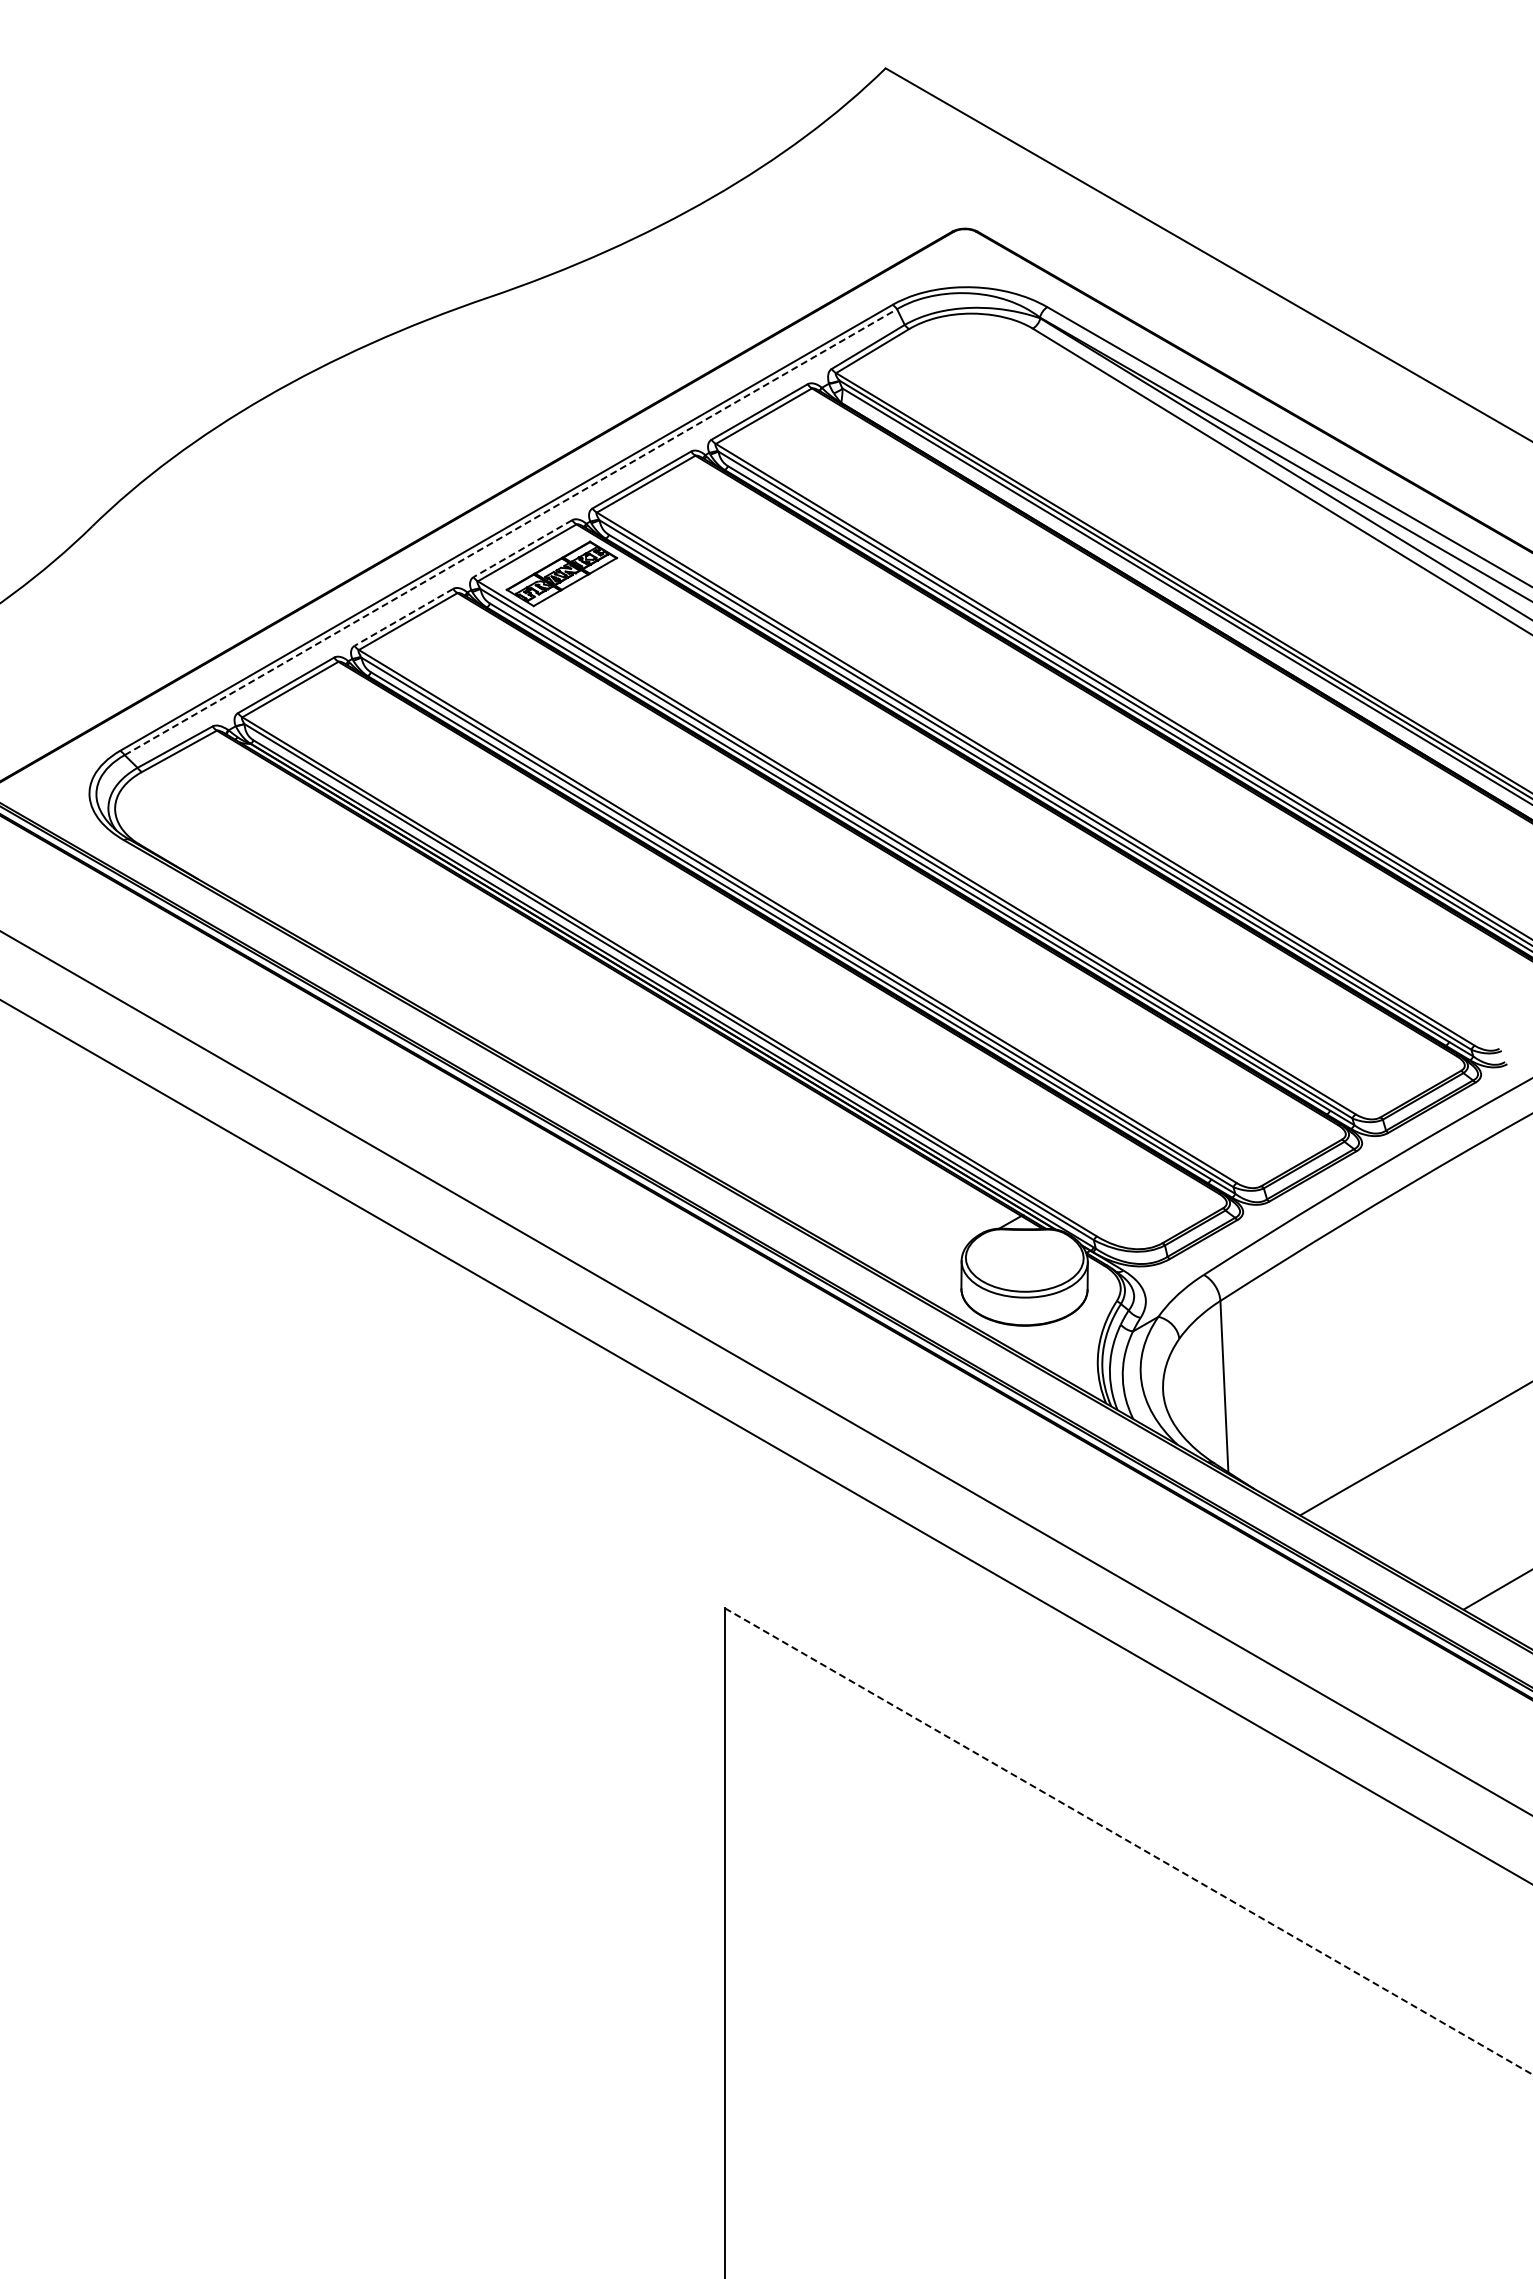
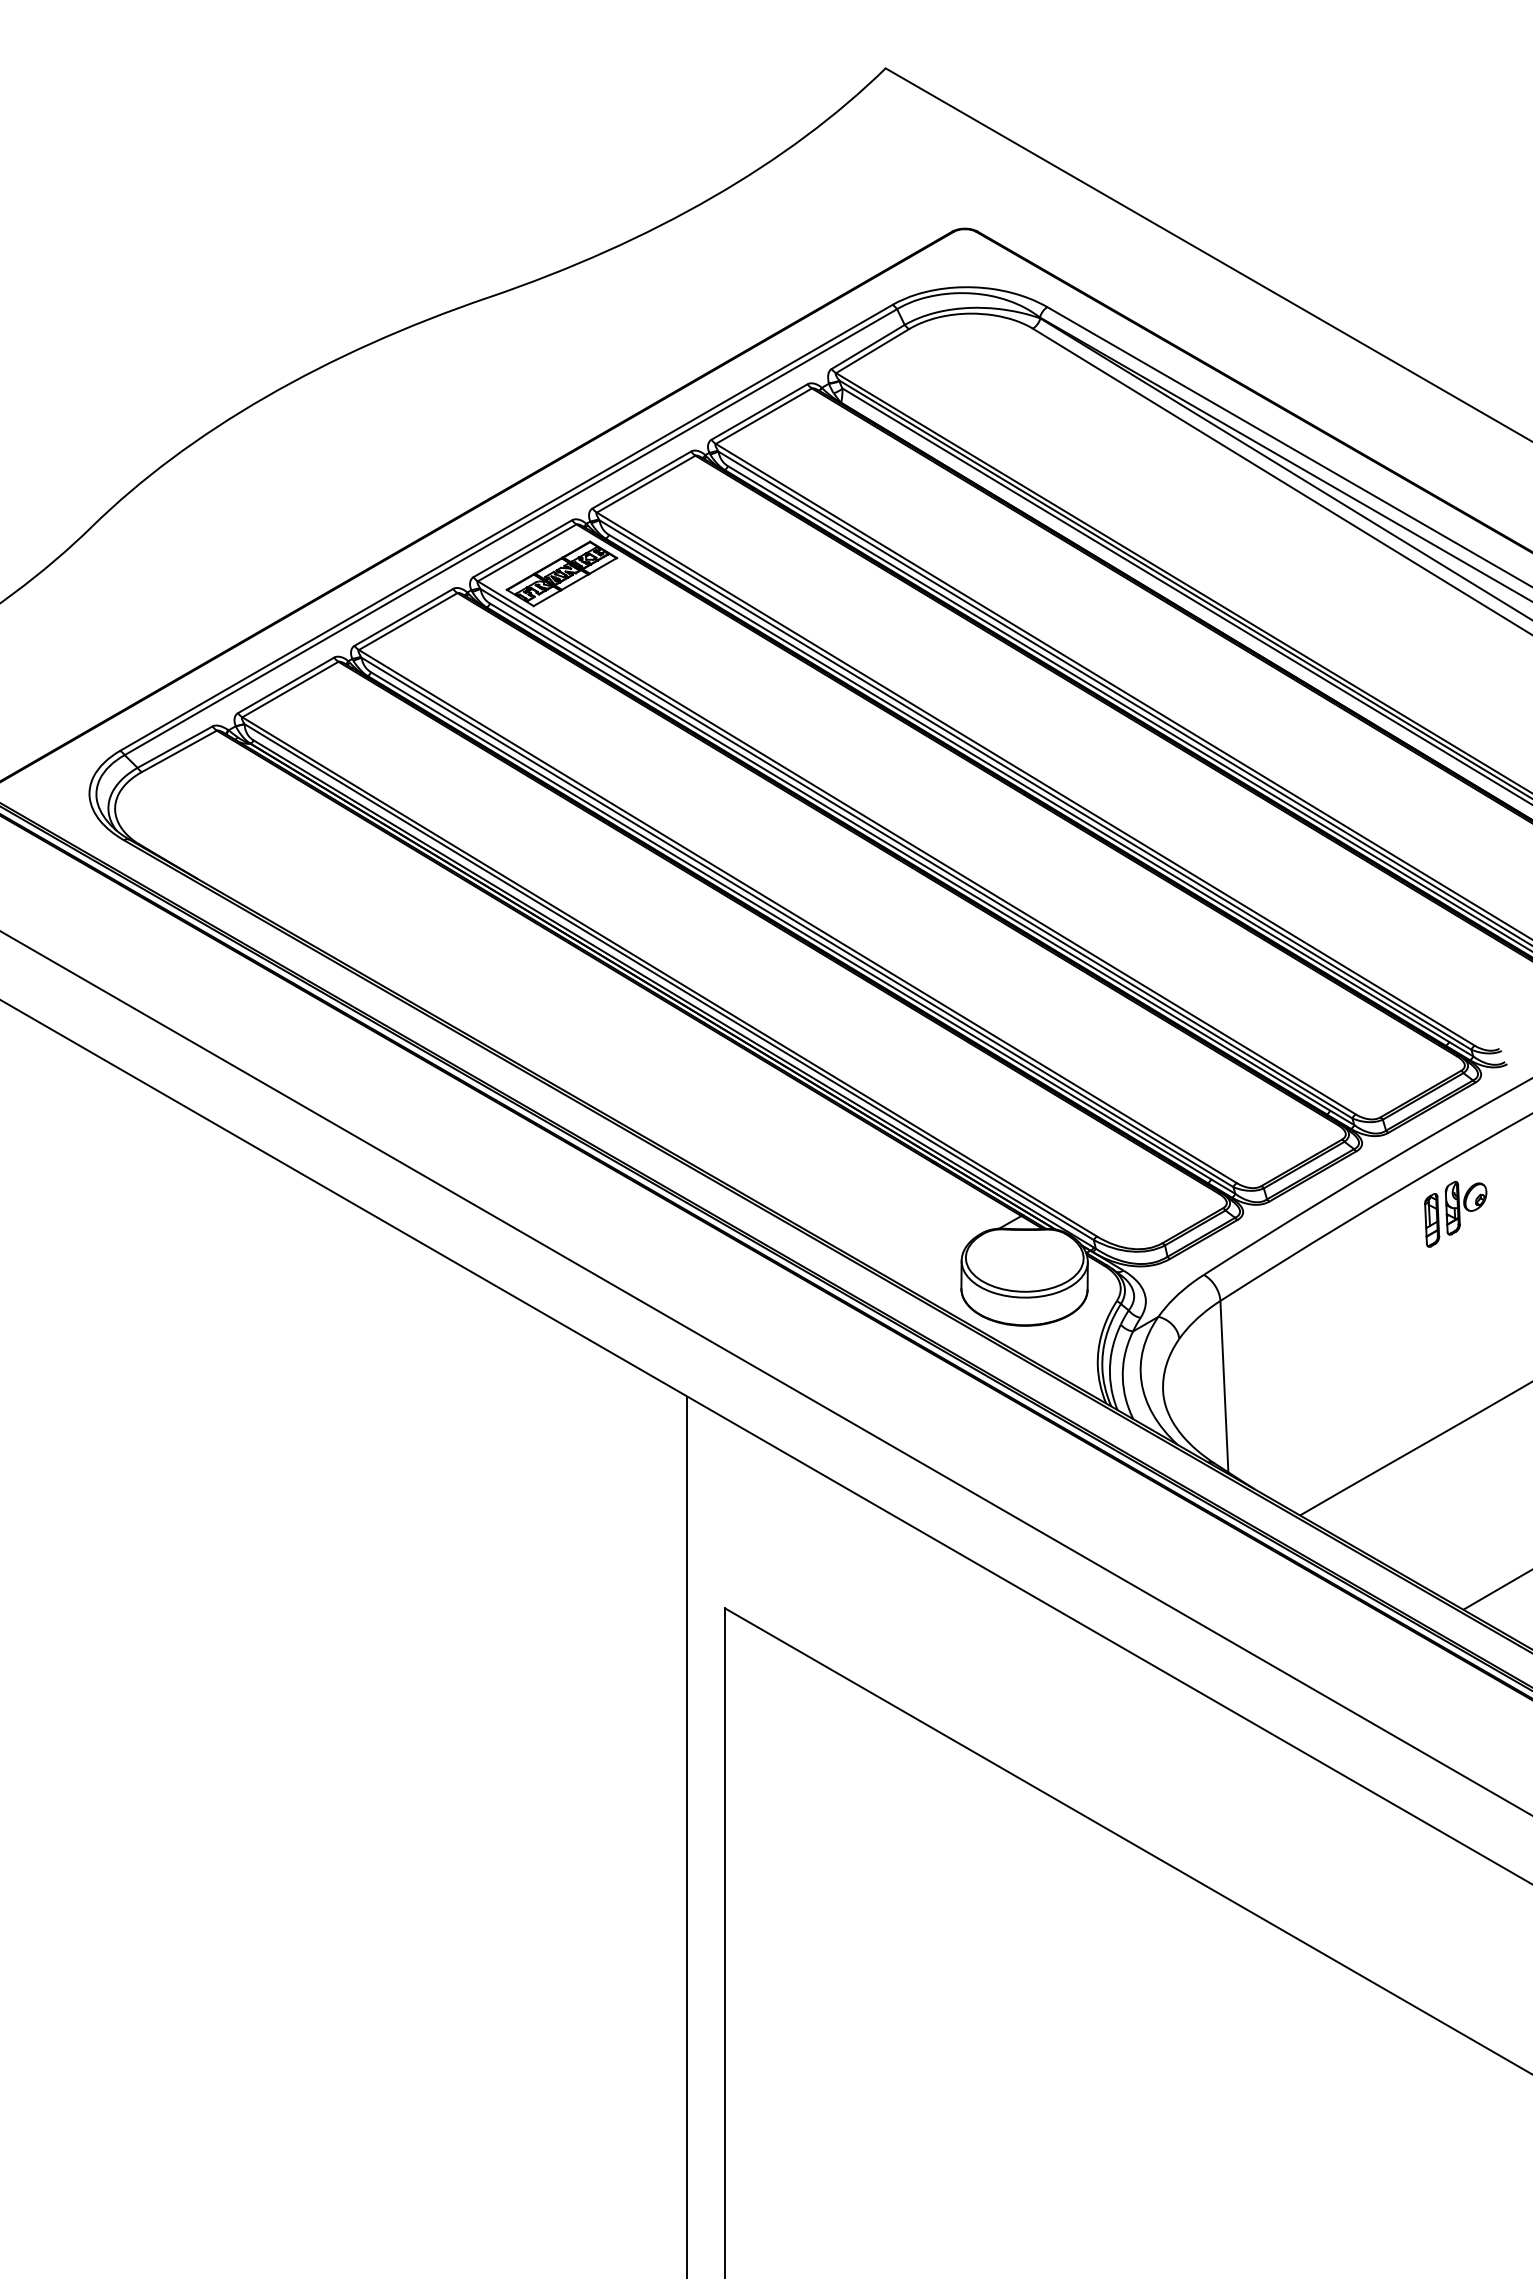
line: dashed -> solid (510, 532)
line: dashed -> solid (522, 548)
line: dashed -> solid (403, 617)
part: none -> present (1455, 1214)
line: none -> present (687, 1835)
line: dashed -> solid (1128, 1841)
